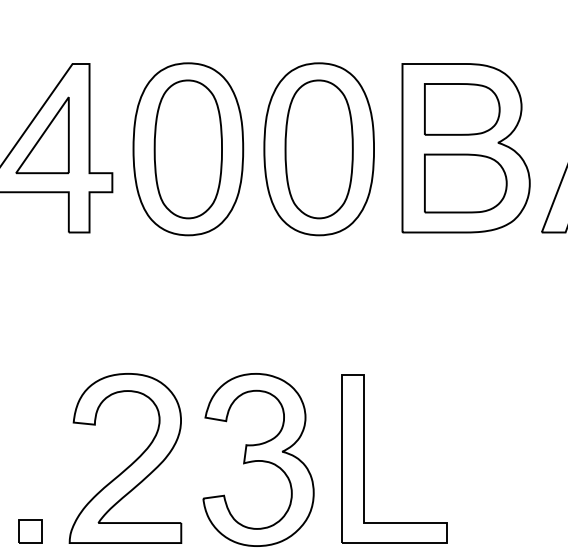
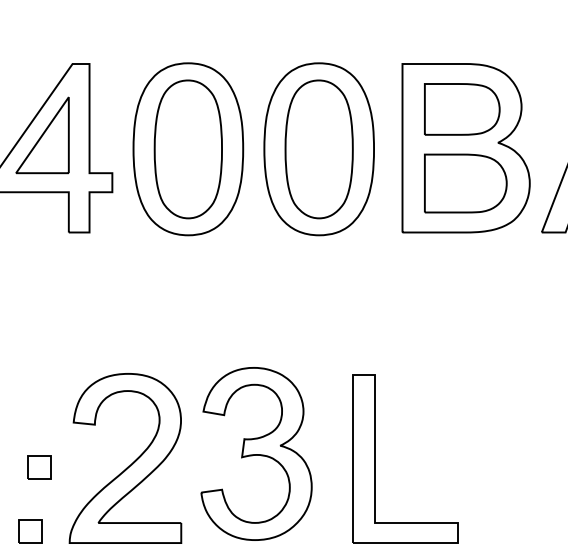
part position: (364, 458) -> (375, 458) (375, 458)
part position: (258, 459) -> (256, 453) (256, 453)
part: none -> present (39, 467)
